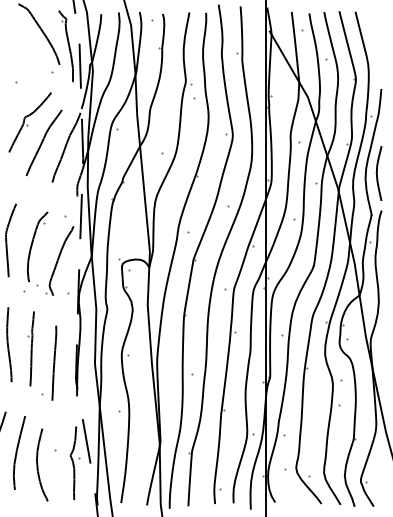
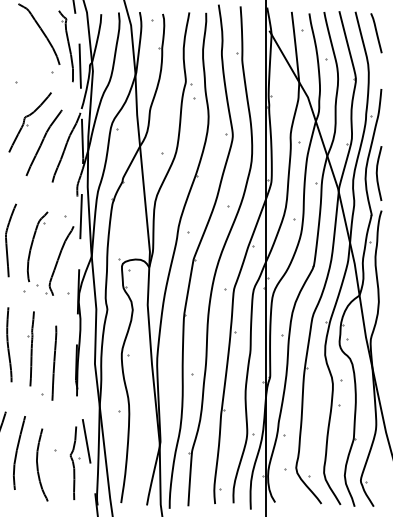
line: none -> present (376, 33)
